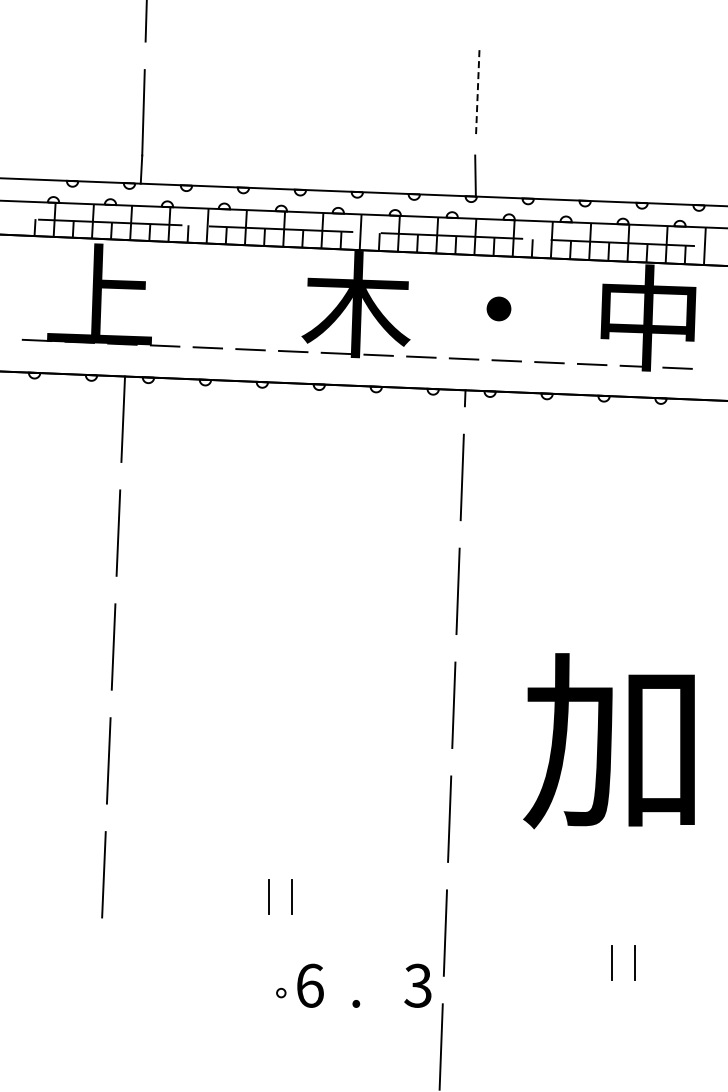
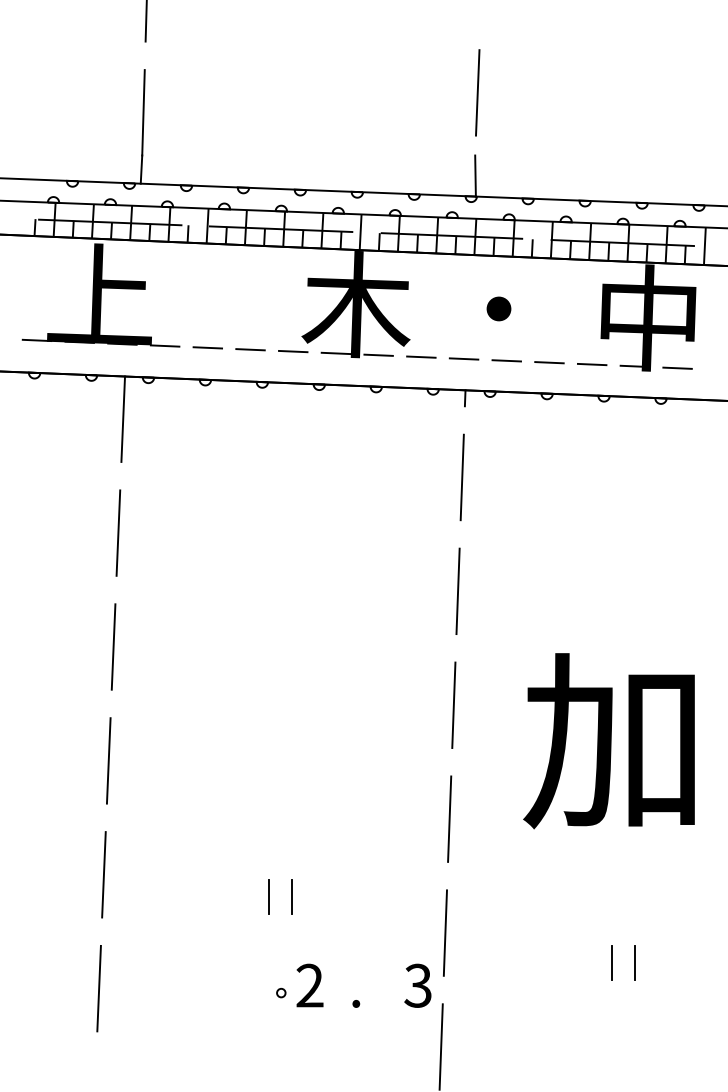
line: dashed -> solid (477, 92)
text: 6 -> 2 (309, 985)
line: none -> present (98, 988)
